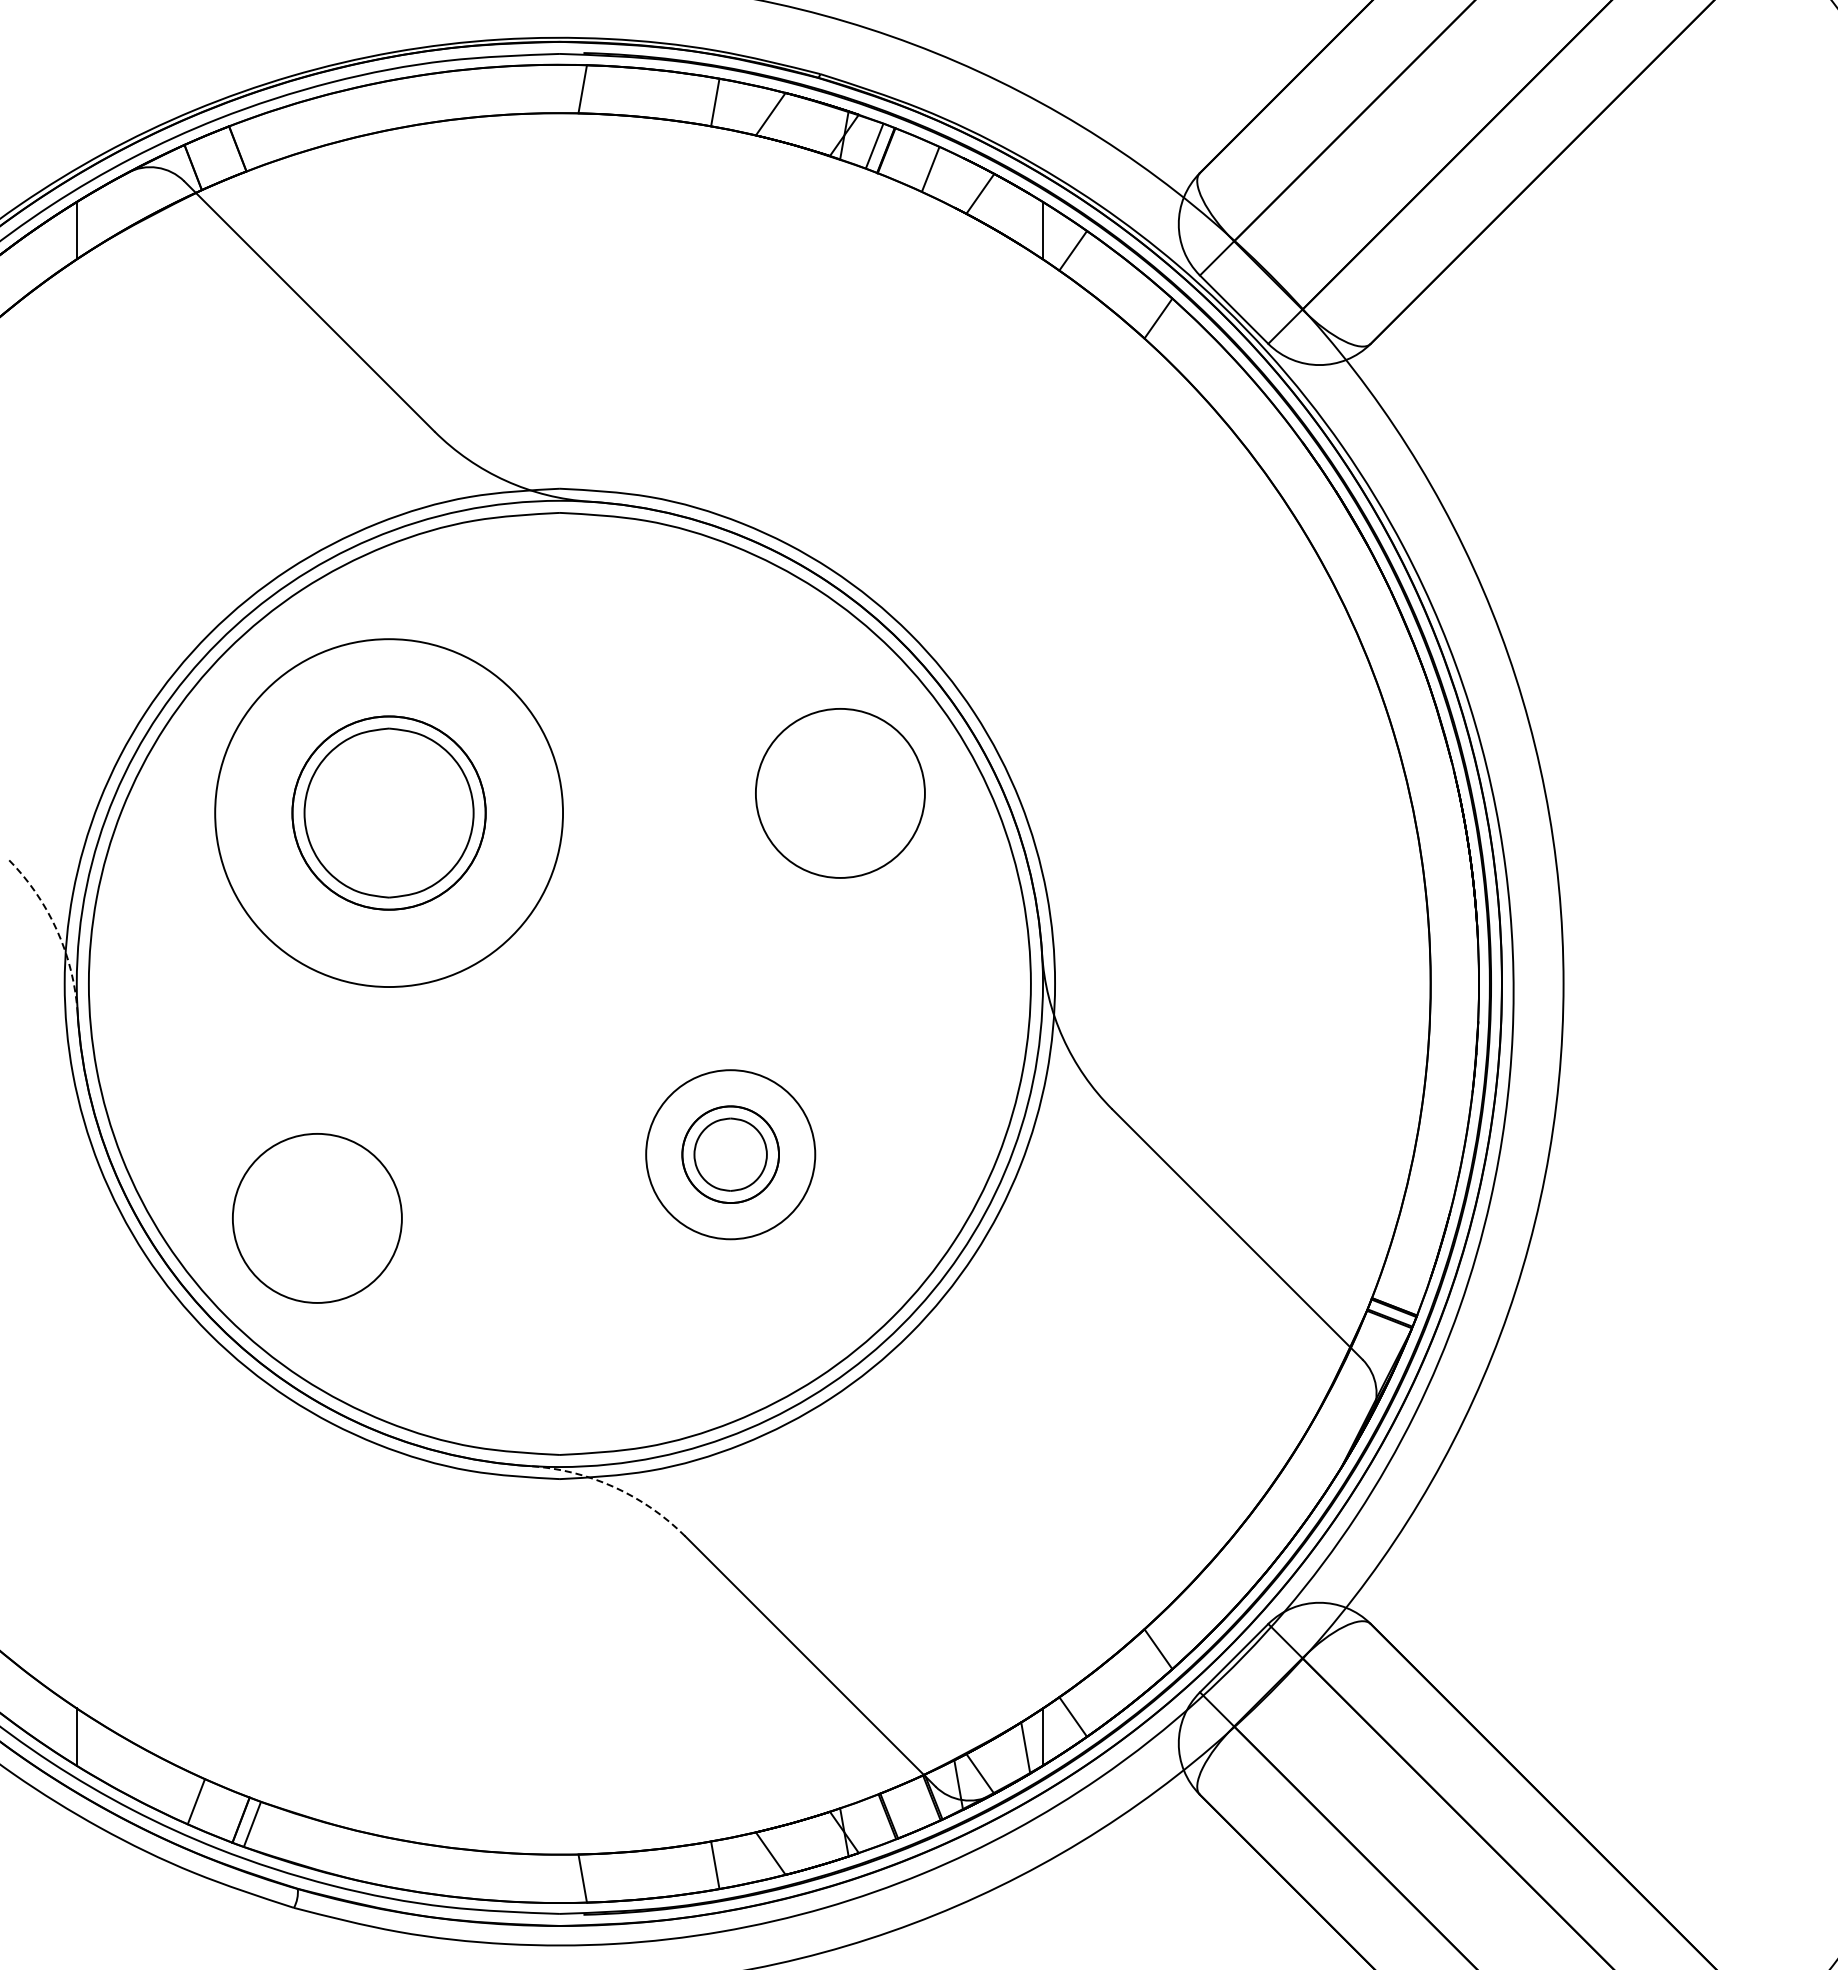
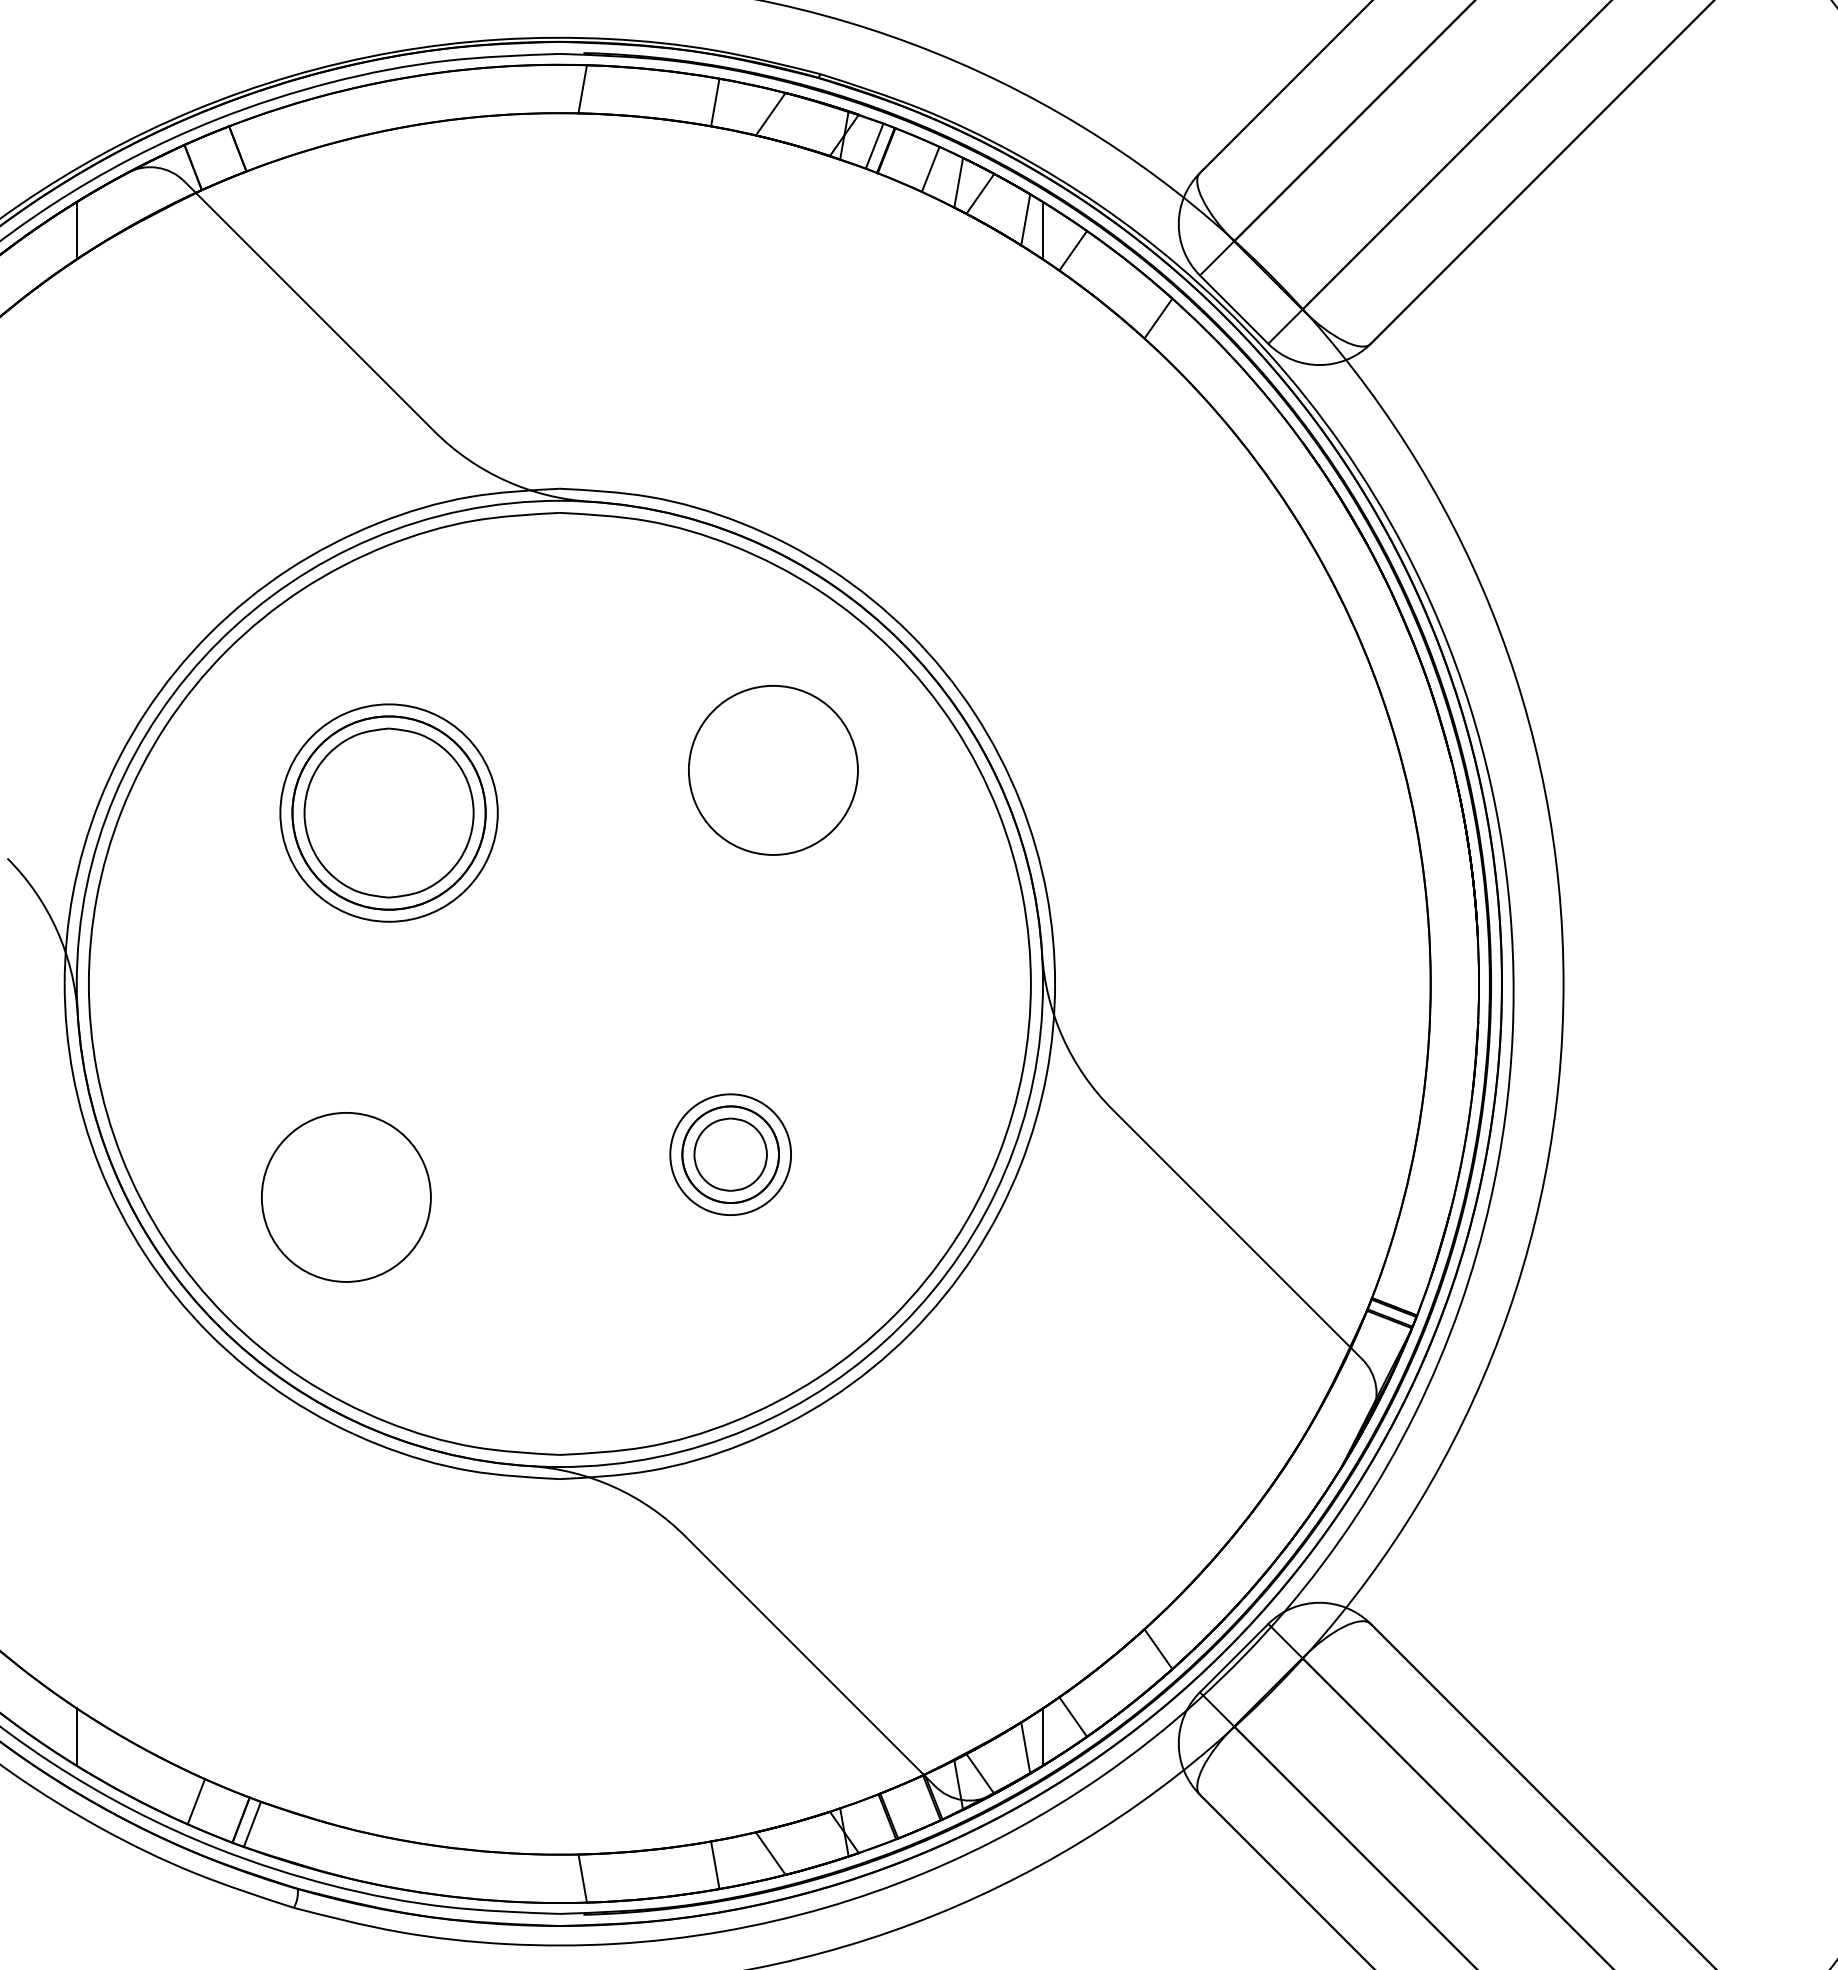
line: none -> present (958, 182)
line: none -> present (1025, 219)
circle position: (840, 793) -> (773, 770) (773, 770)
circle diameter: 348 px -> 217 px (388, 812)
arc: dashed -> solid (56, 929)
circle diameter: 169 px -> 121 px (730, 1154)
circle position: (317, 1218) -> (346, 1197) (346, 1197)
arc: dashed -> solid (613, 1487)
